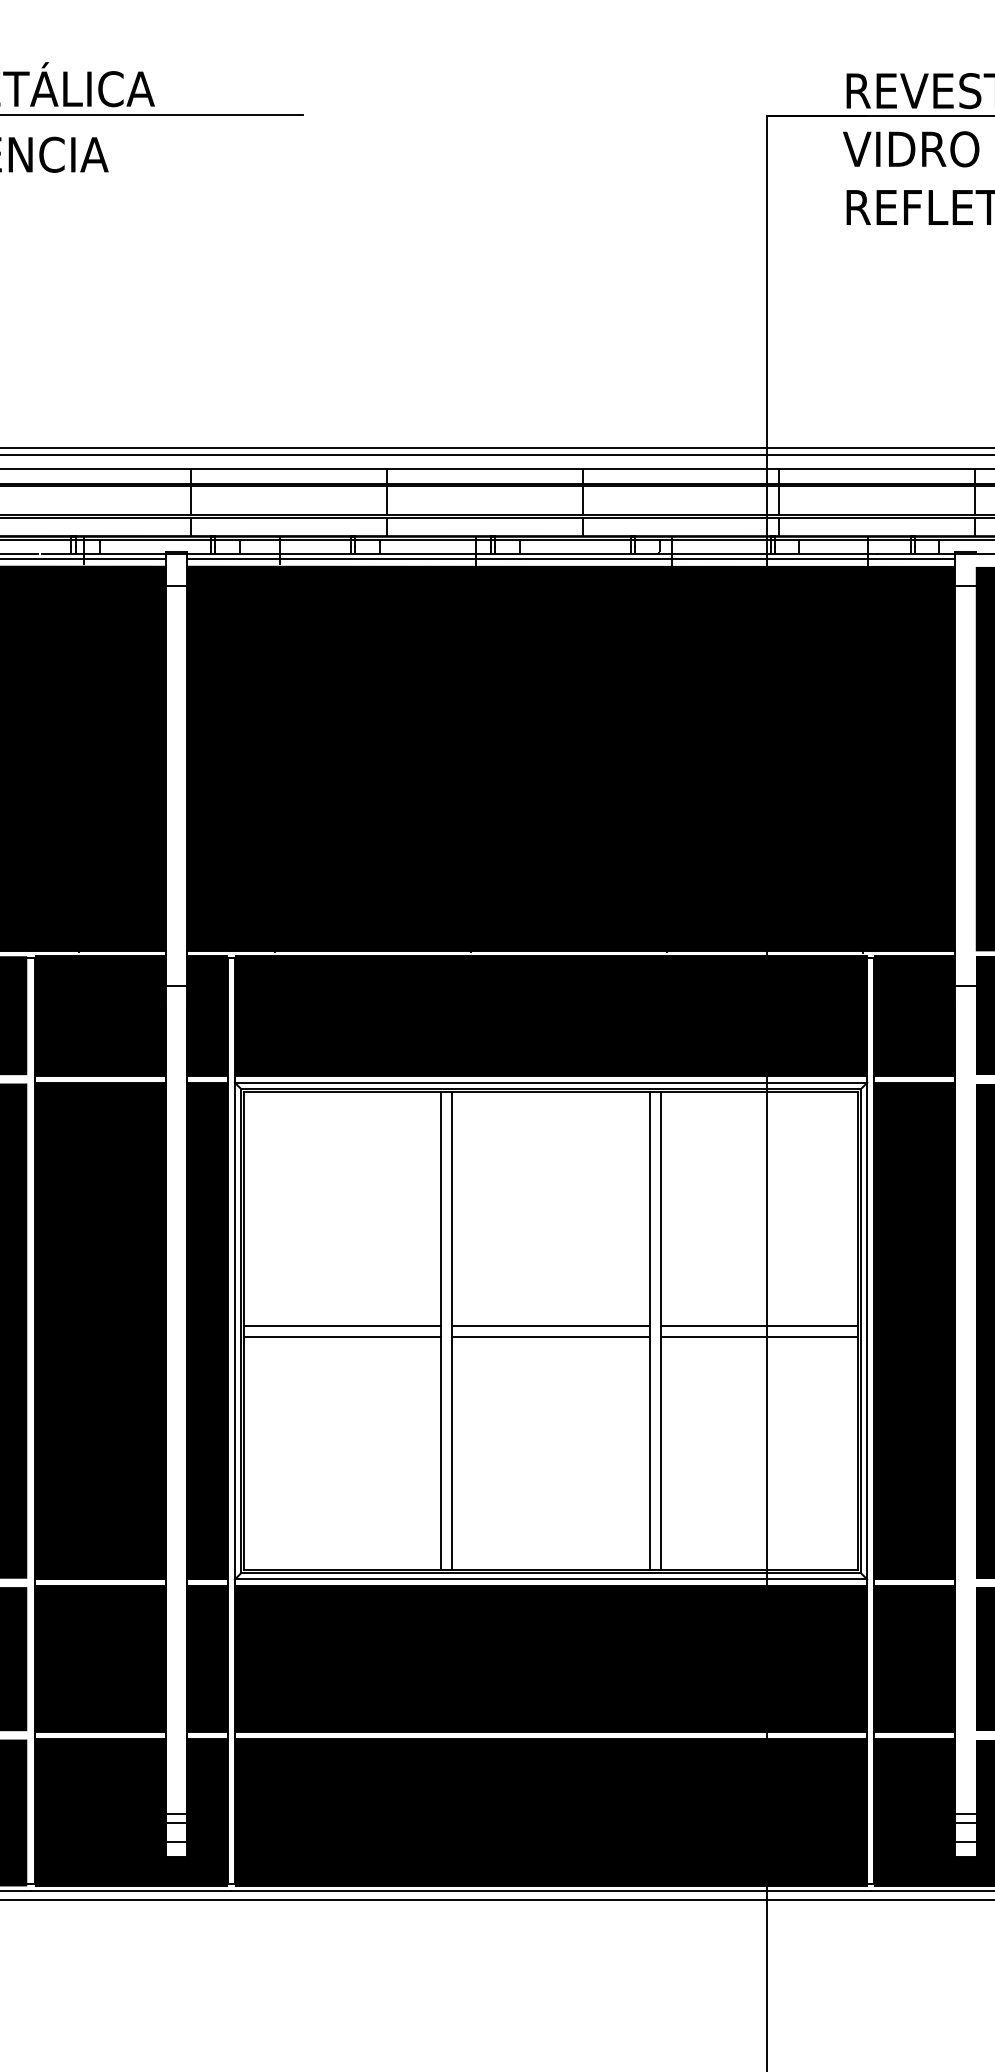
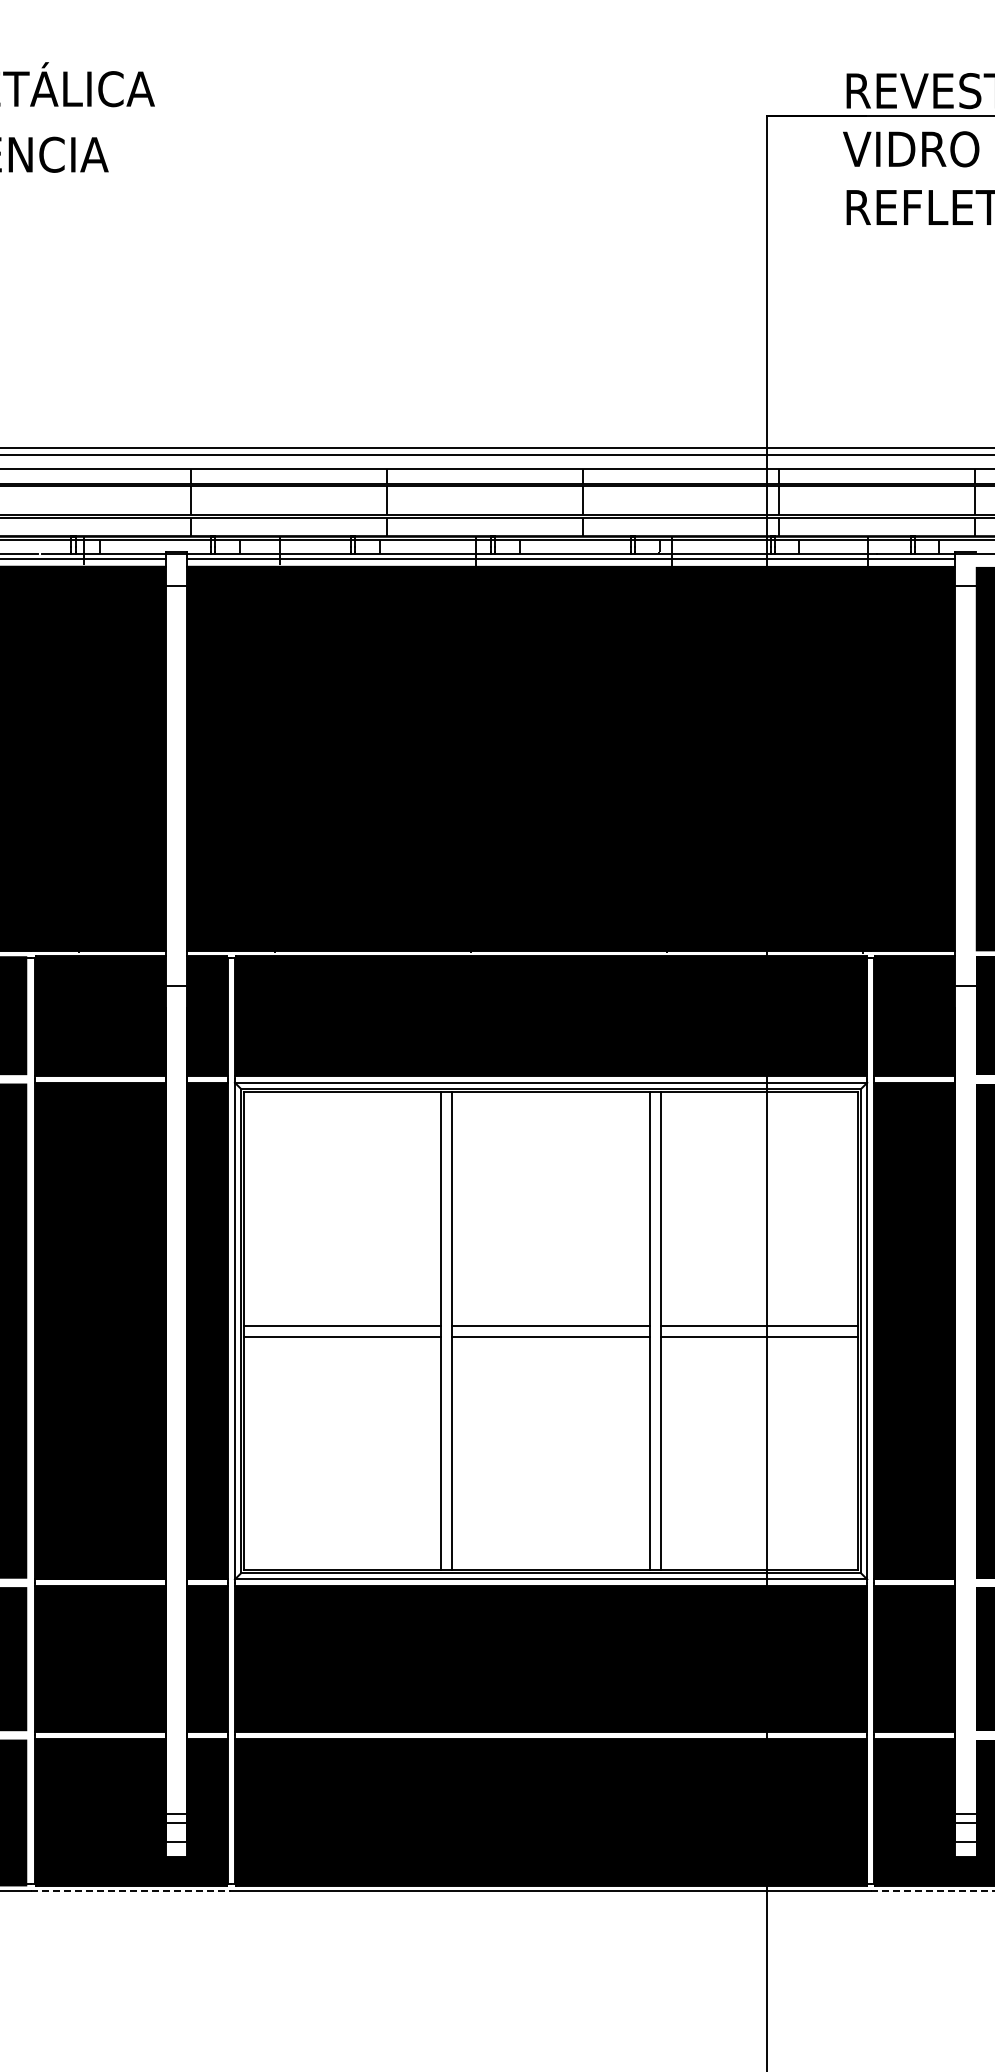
line: present -> none (152, 115)
line: solid -> dashed (131, 1891)
line: solid -> dashed (932, 1891)
line: present -> none (496, 1900)
